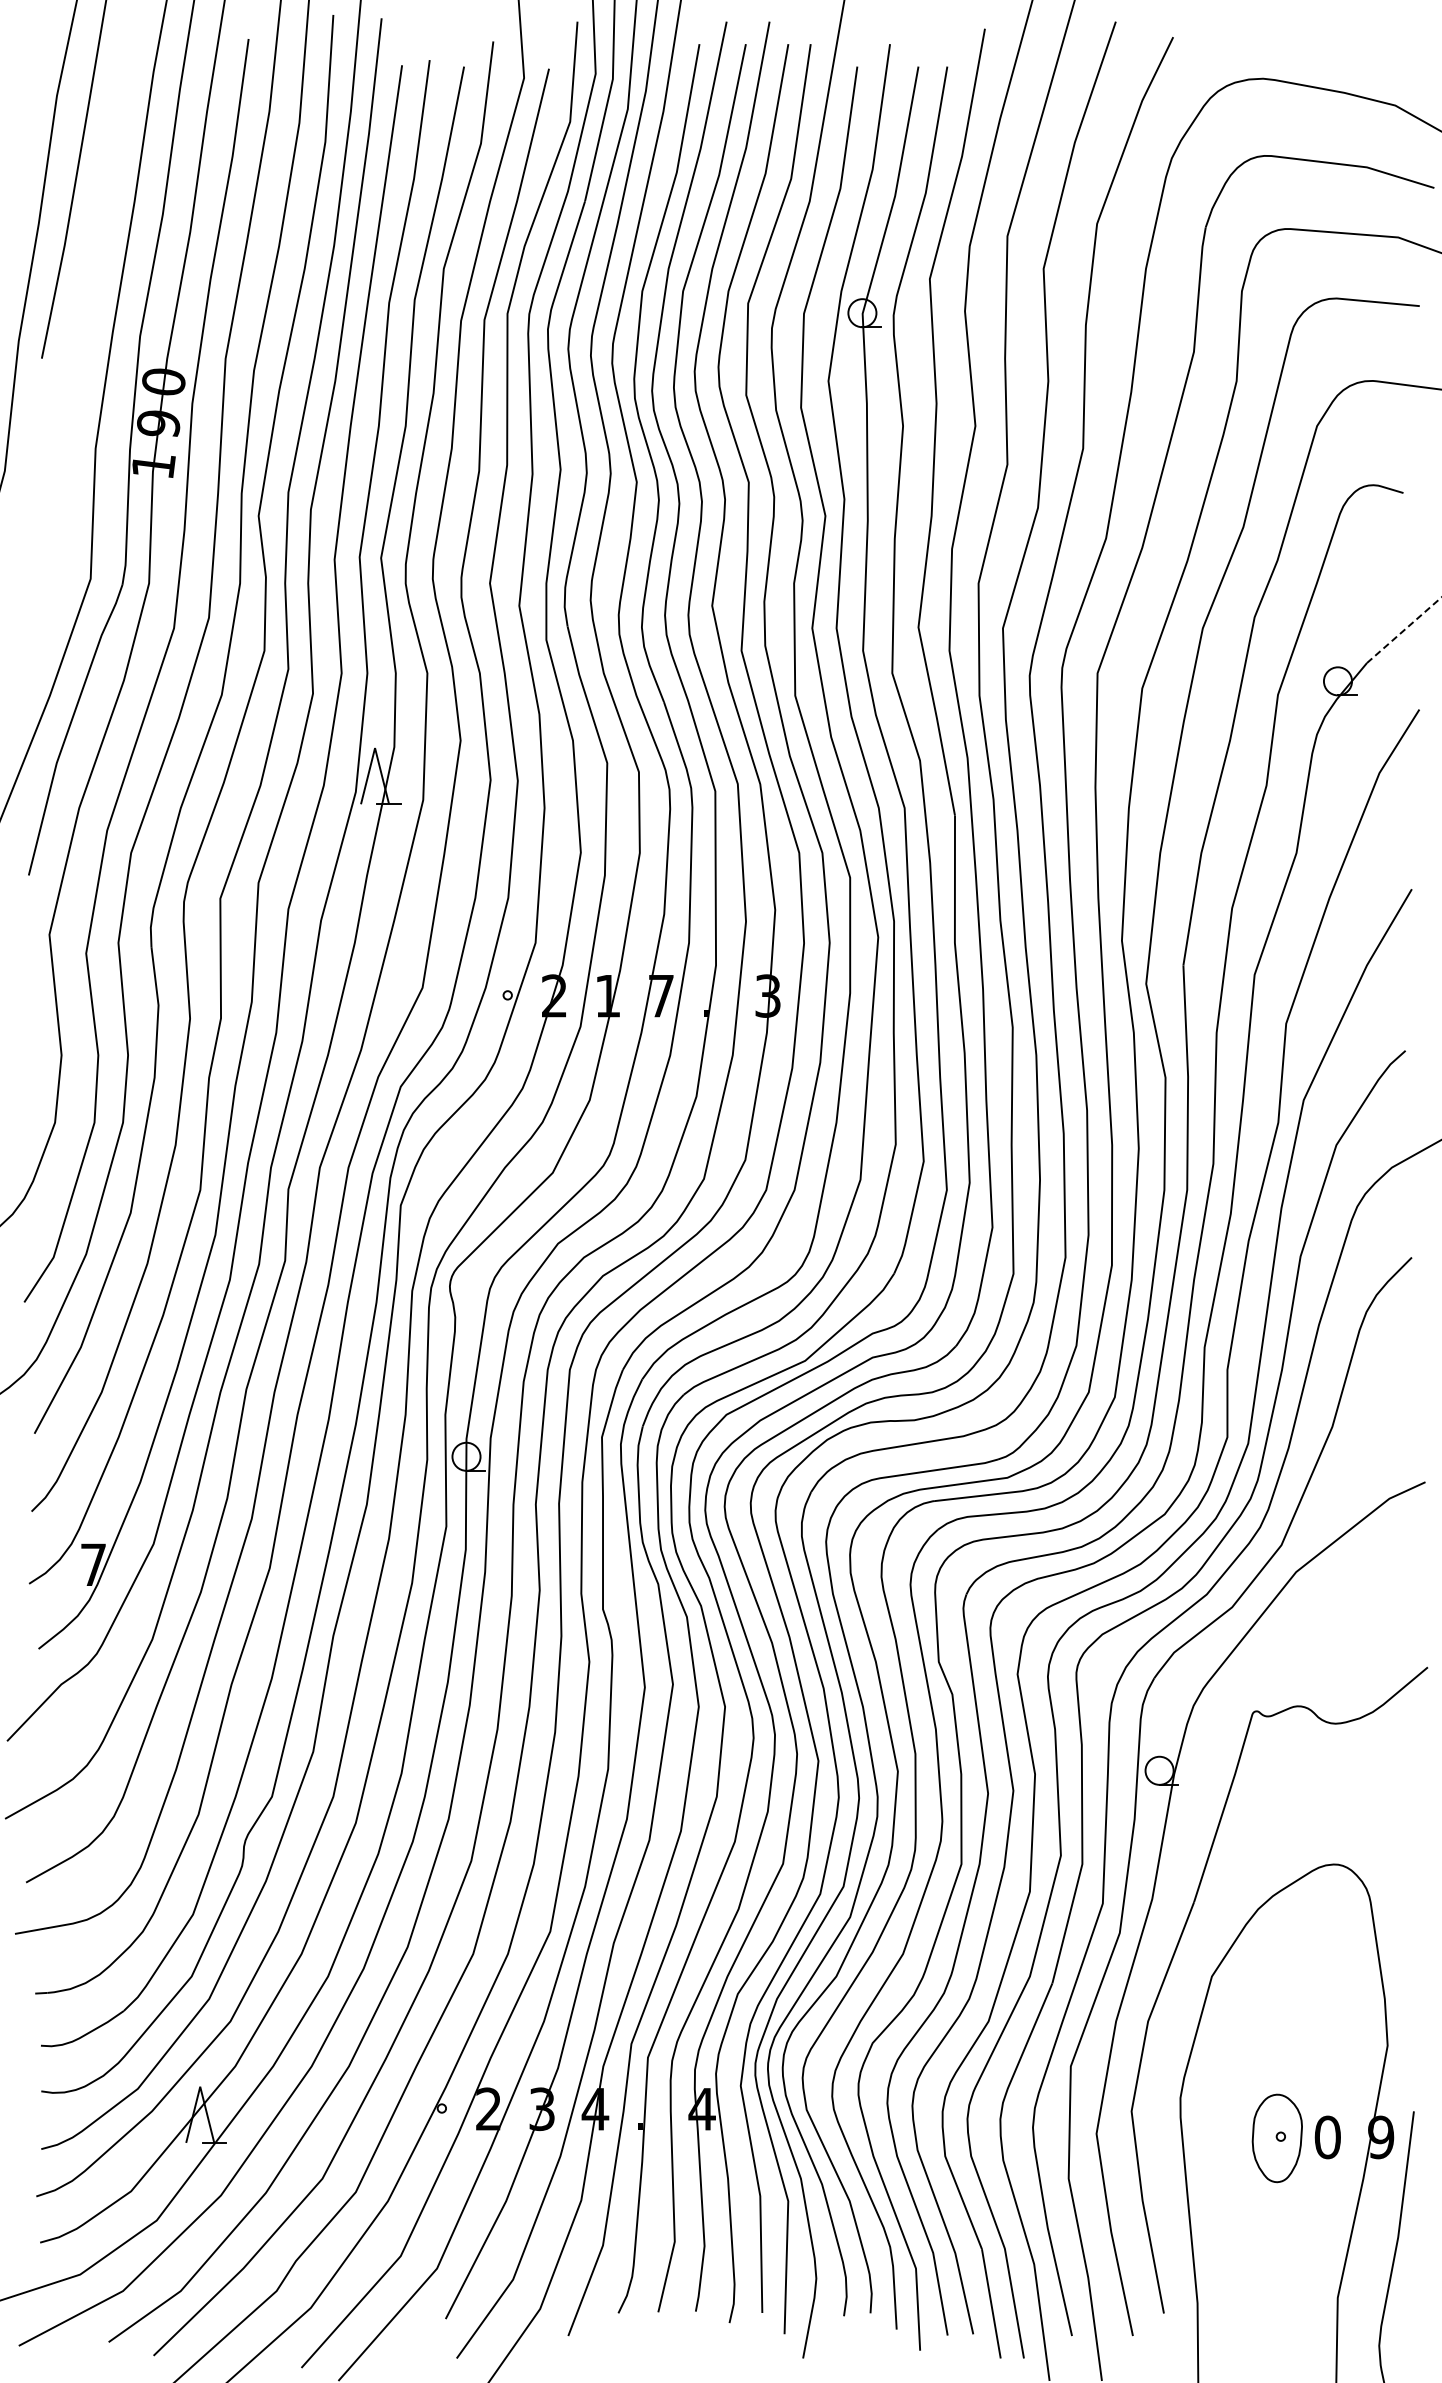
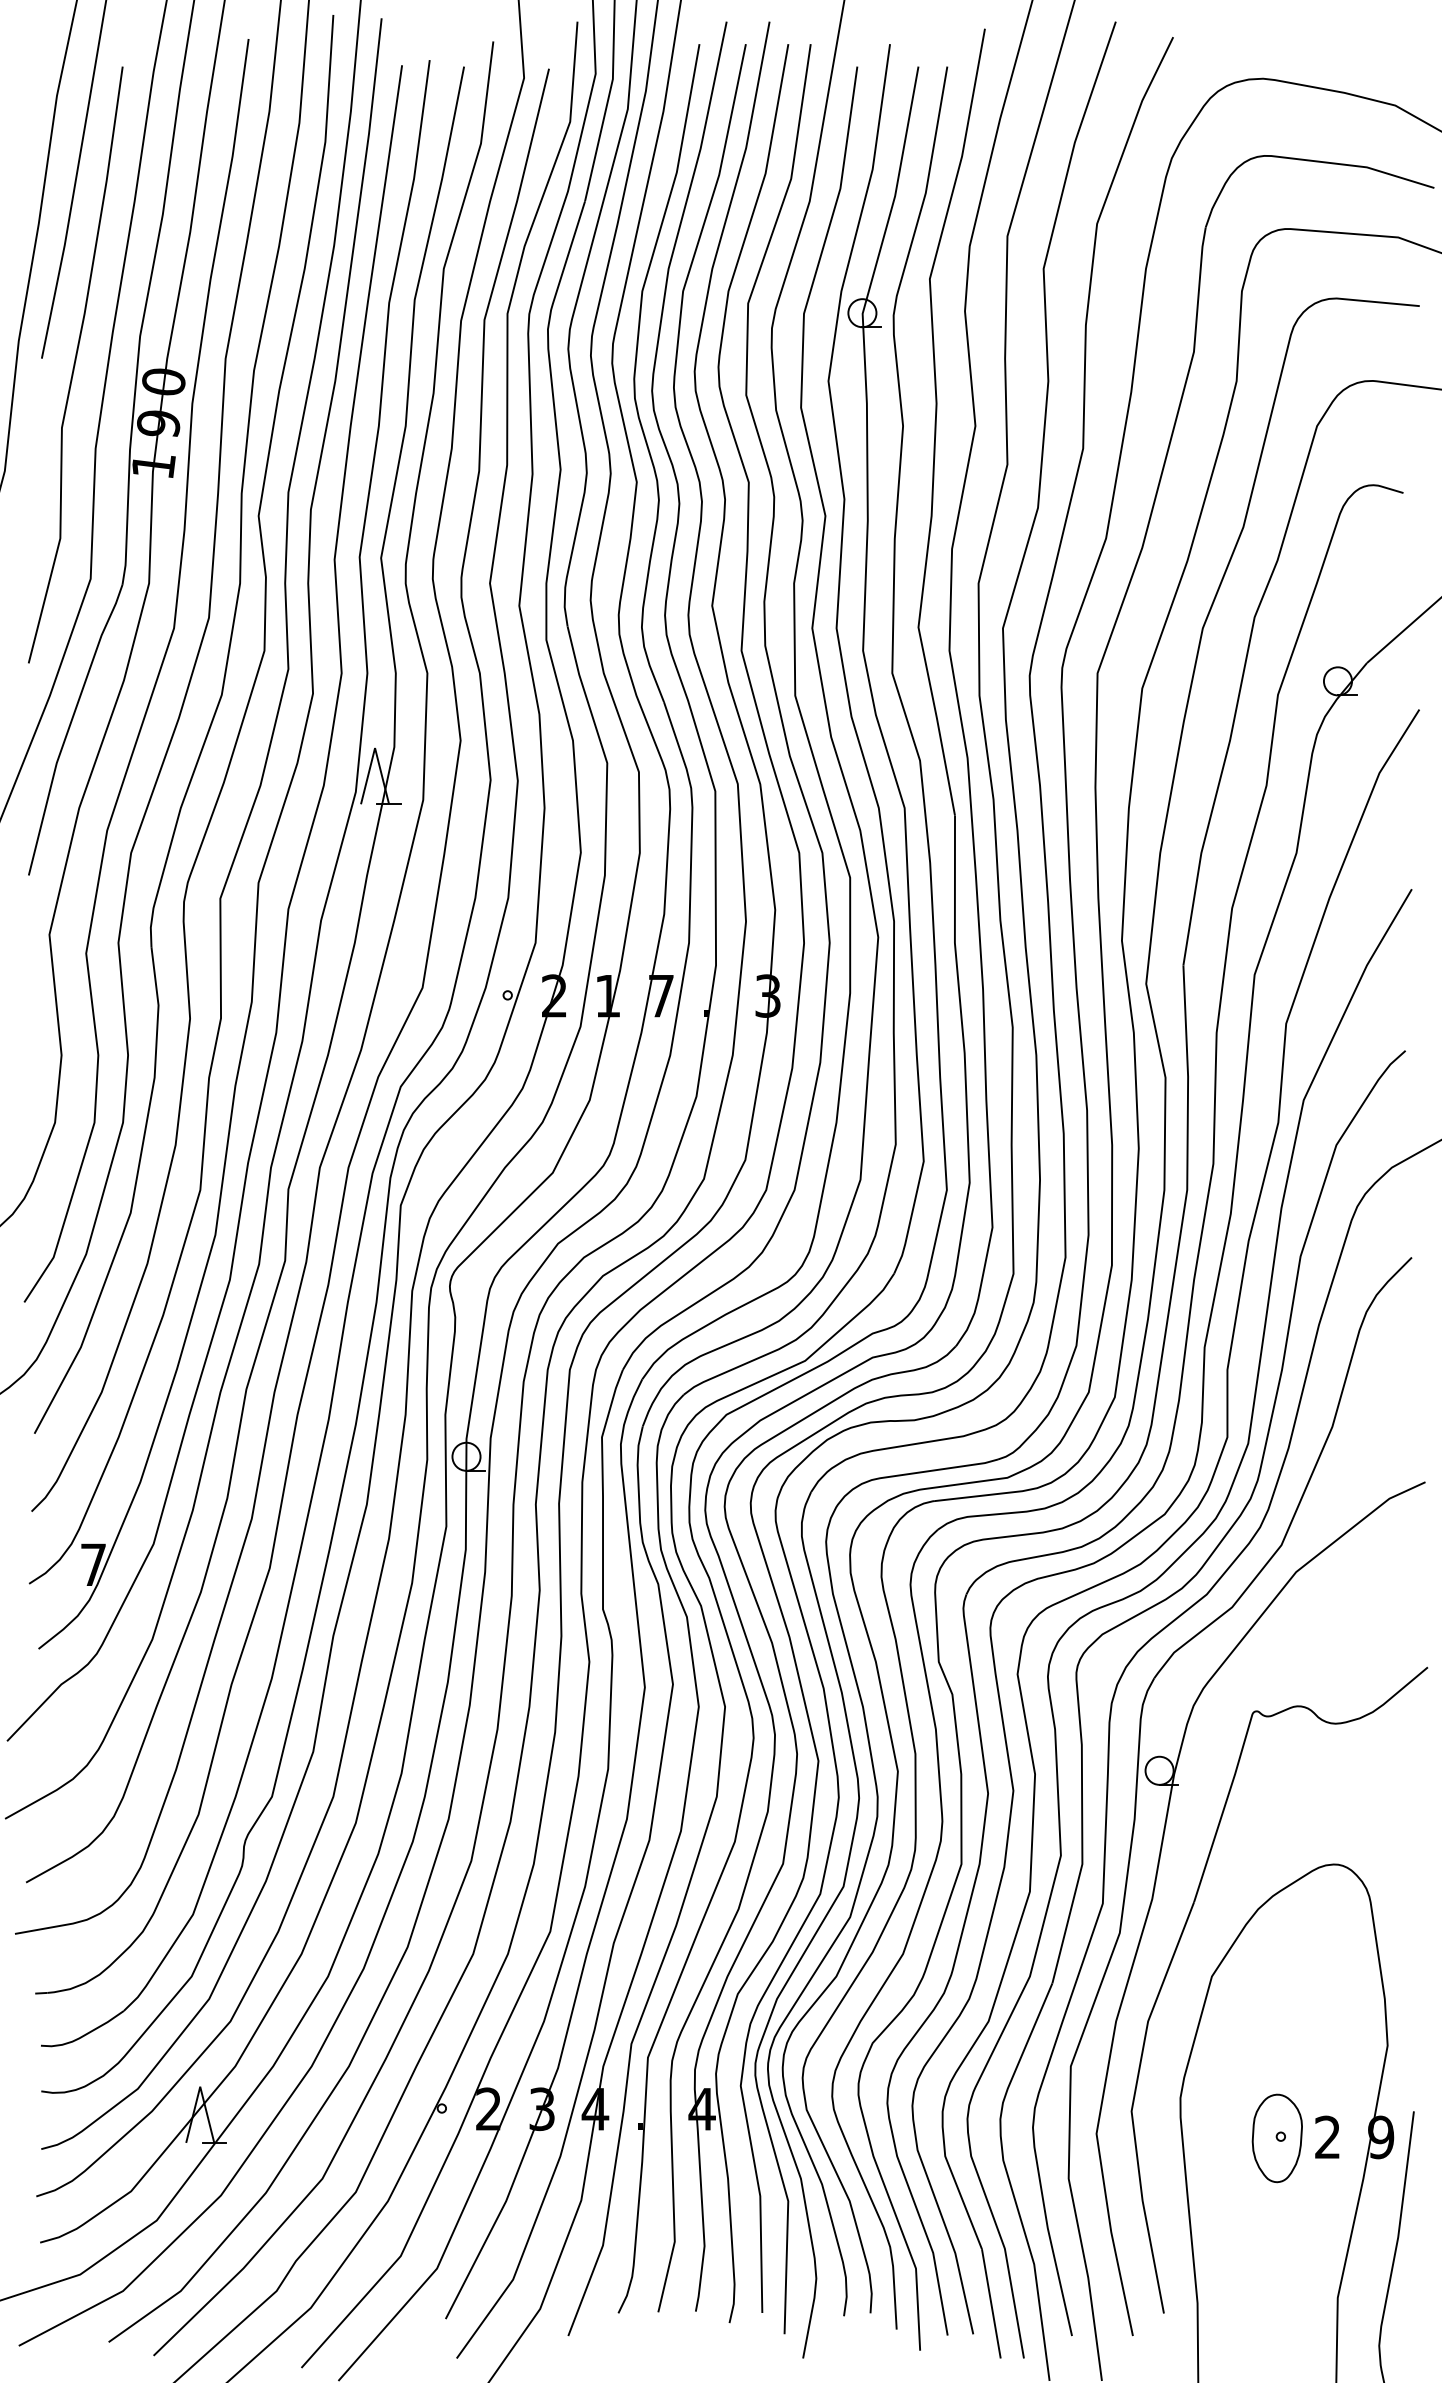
curve: none -> present (75, 364)
line: dashed -> solid (1404, 630)
text: 0 -> 2 (1327, 2137)
